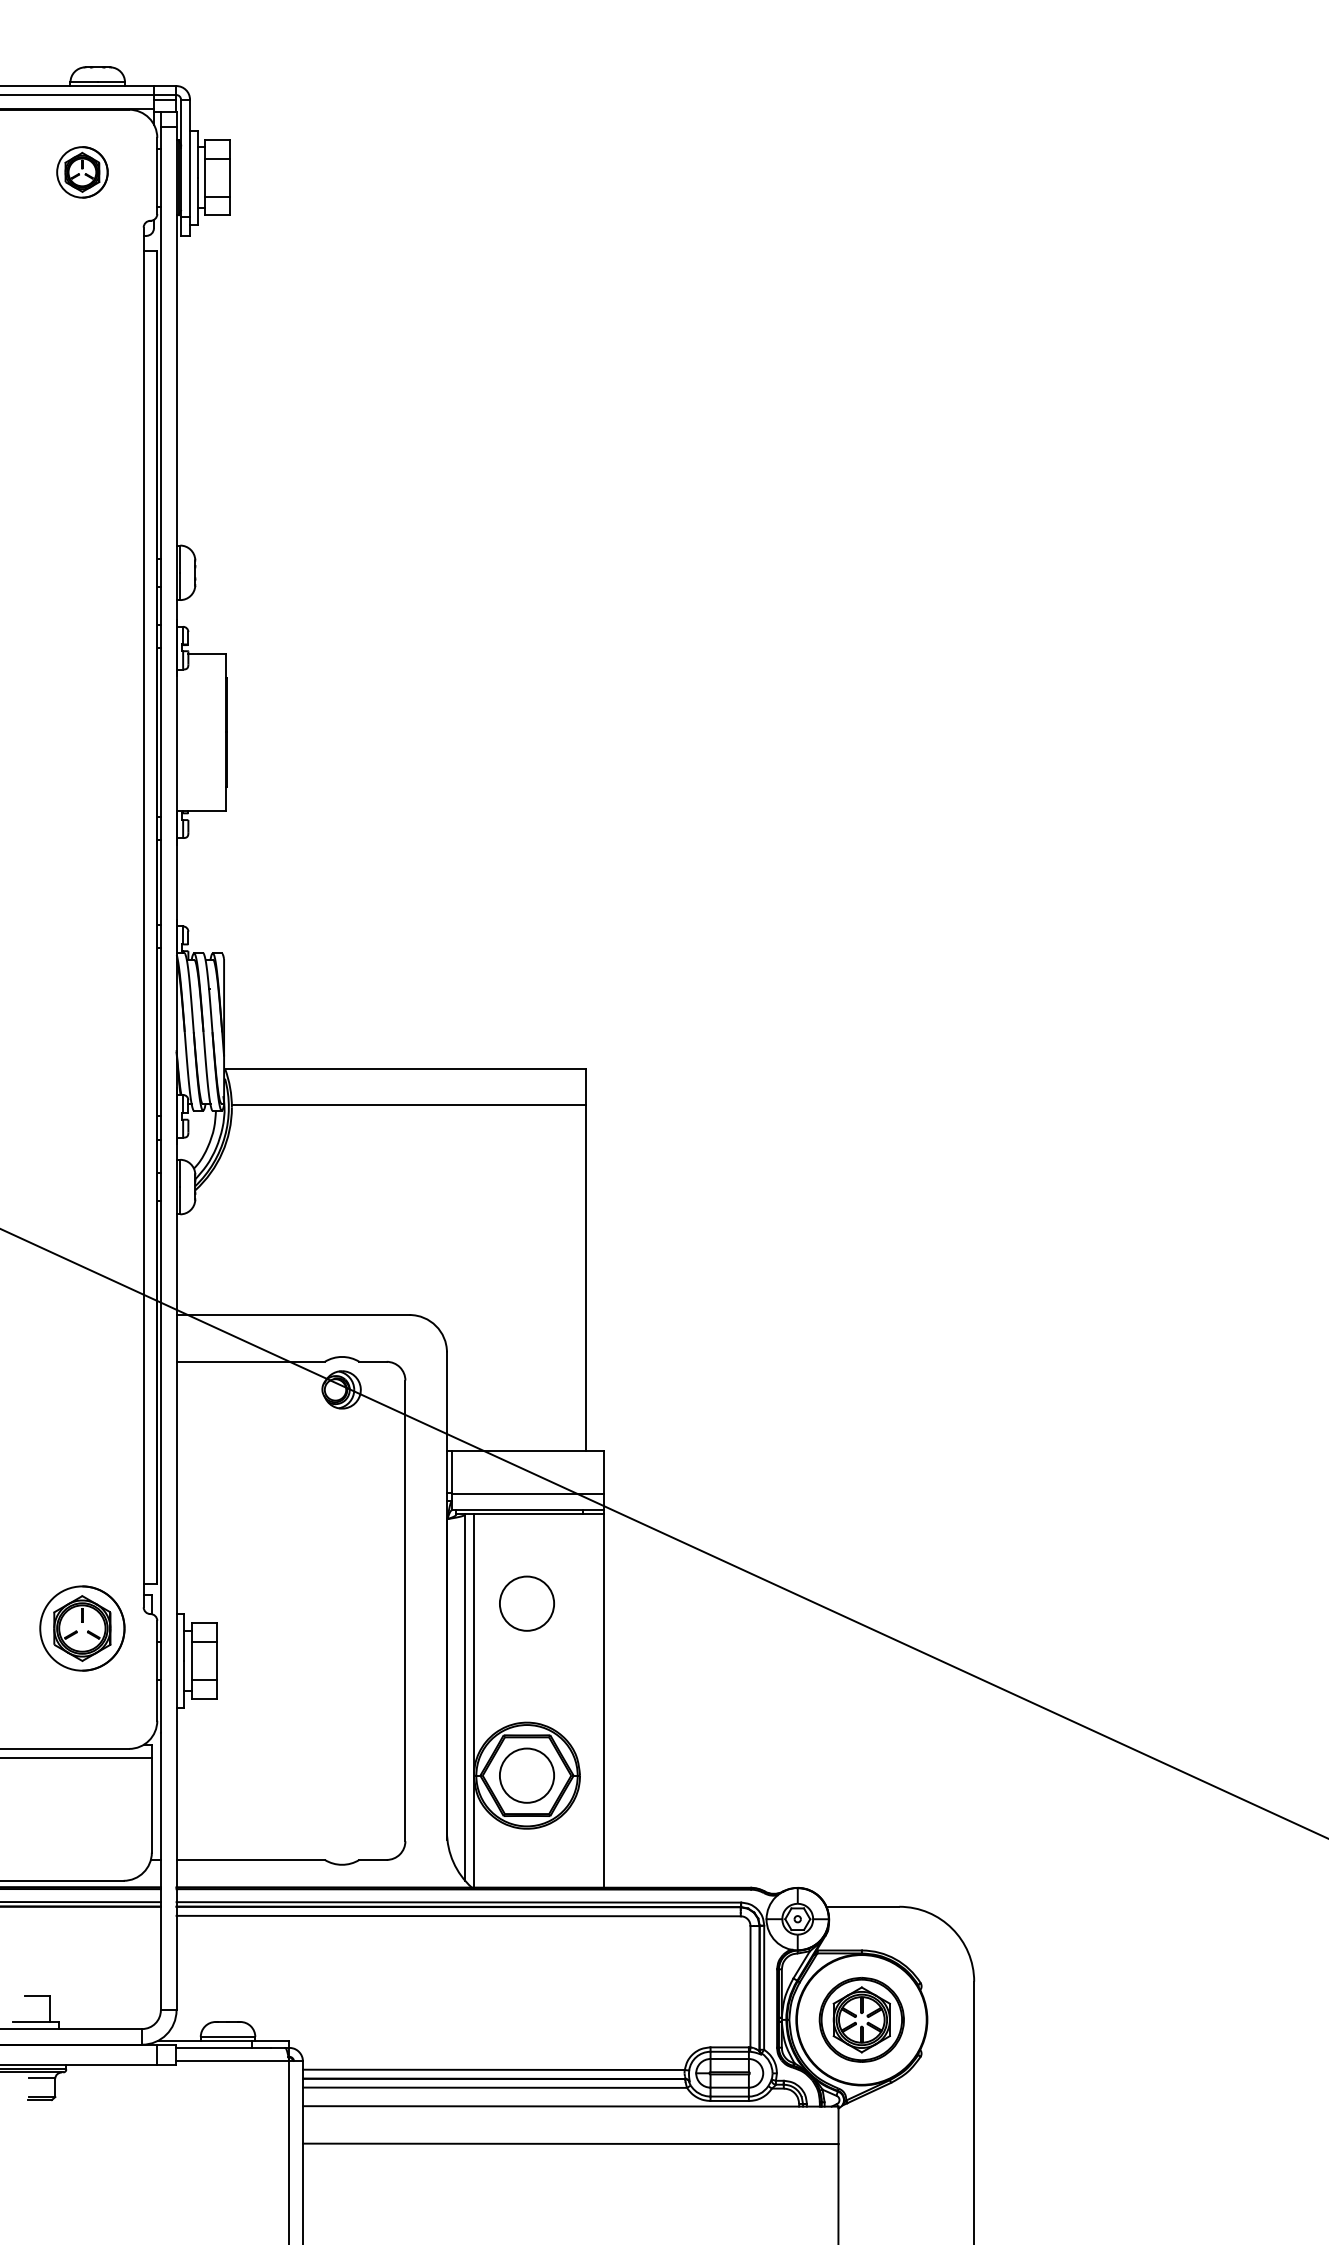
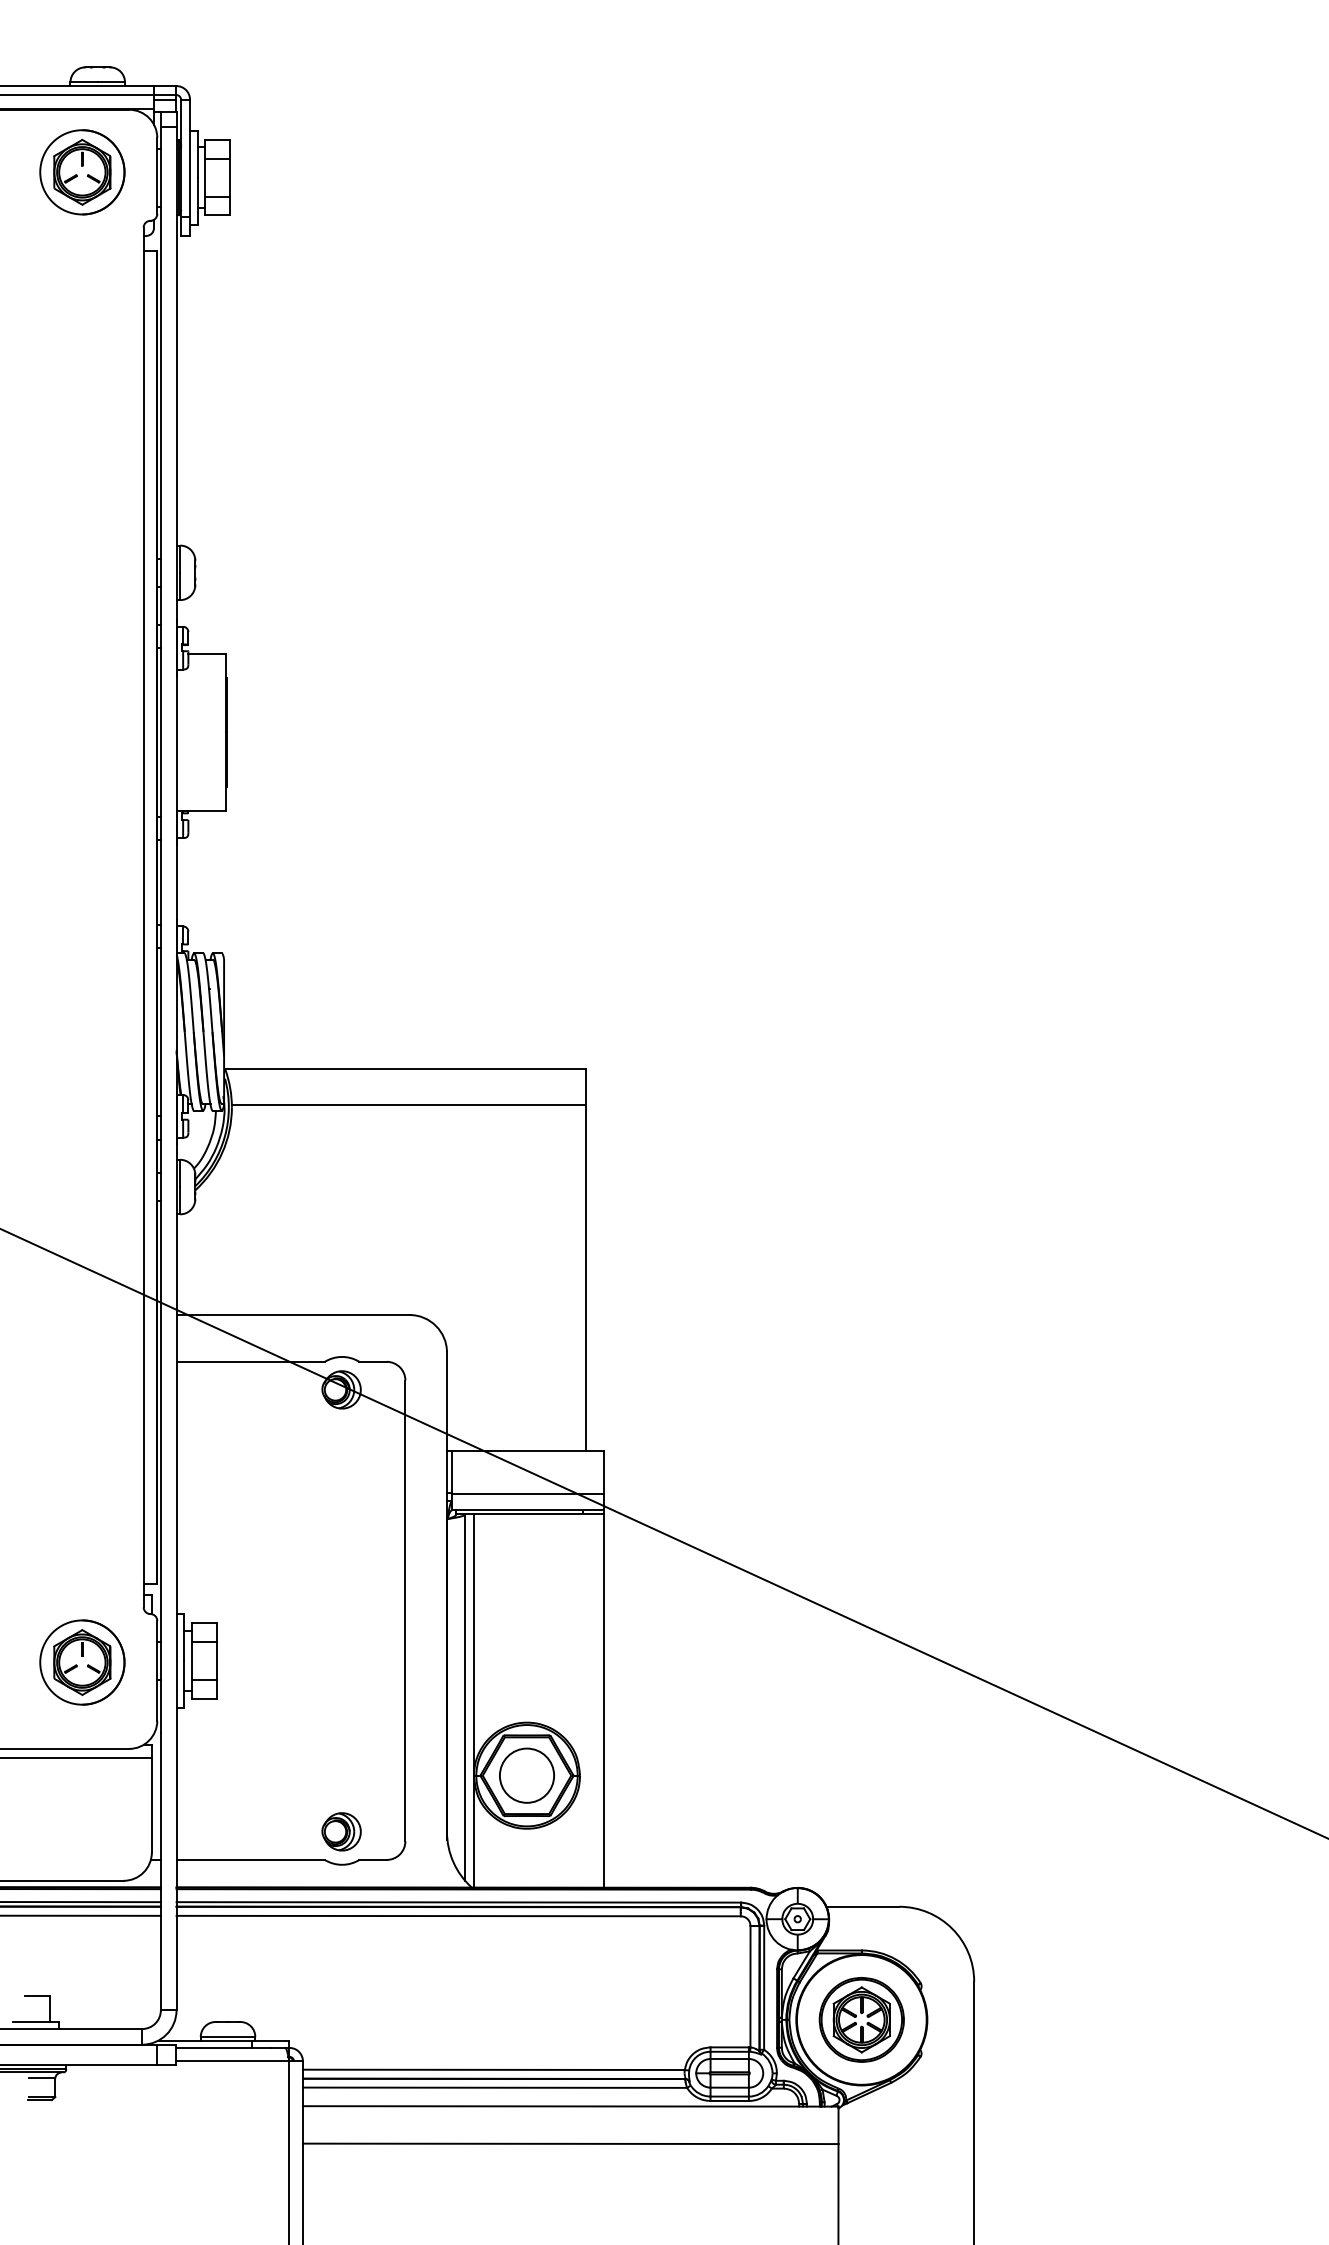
part size: 53x53 px -> 87x87 px (82, 172)
circle: present -> none (526, 1603)
part position: (82, 1628) -> (82, 1662) (82, 1662)
part: none -> present (341, 1831)
line: none -> present (81, 1915)
